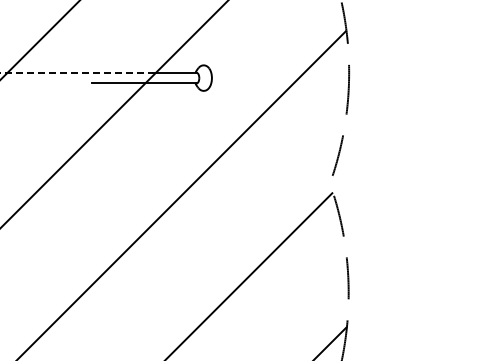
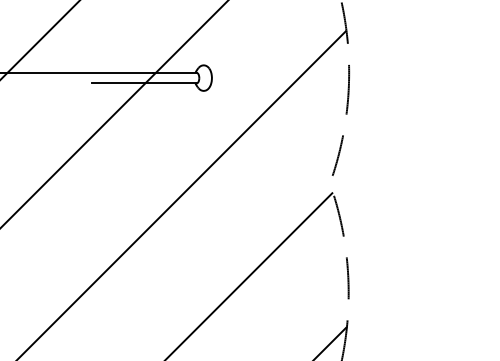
line: dashed -> solid (77, 72)
